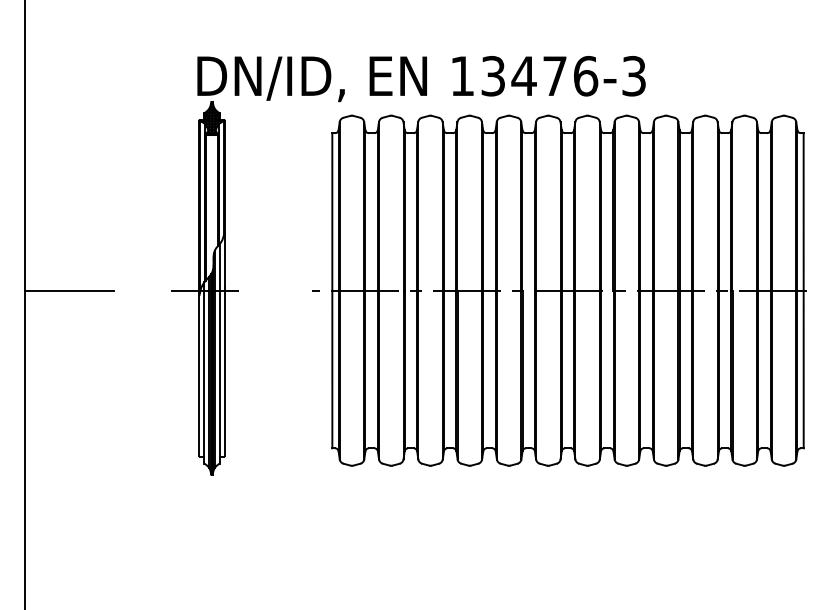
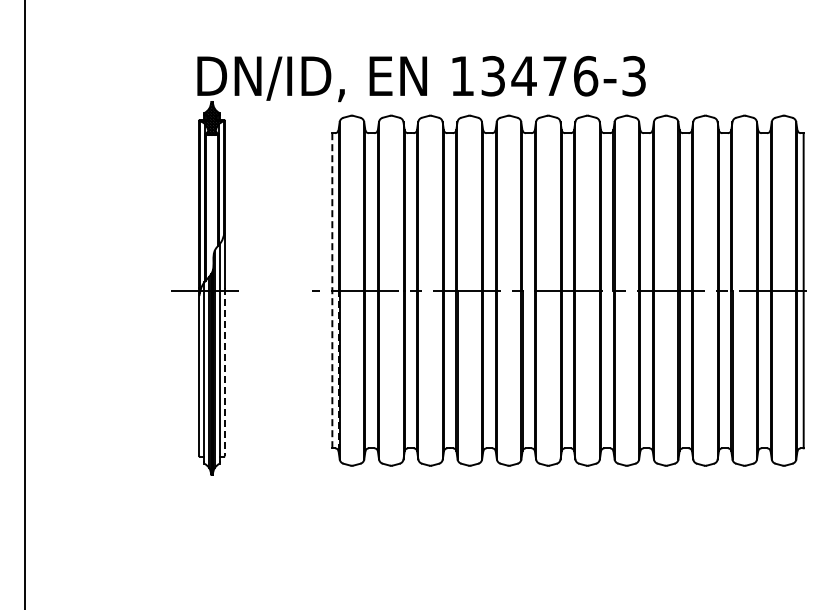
line: present -> none (68, 290)
line: solid -> dashed (332, 290)
line: solid -> dashed (338, 370)
line: solid -> dashed (224, 372)
